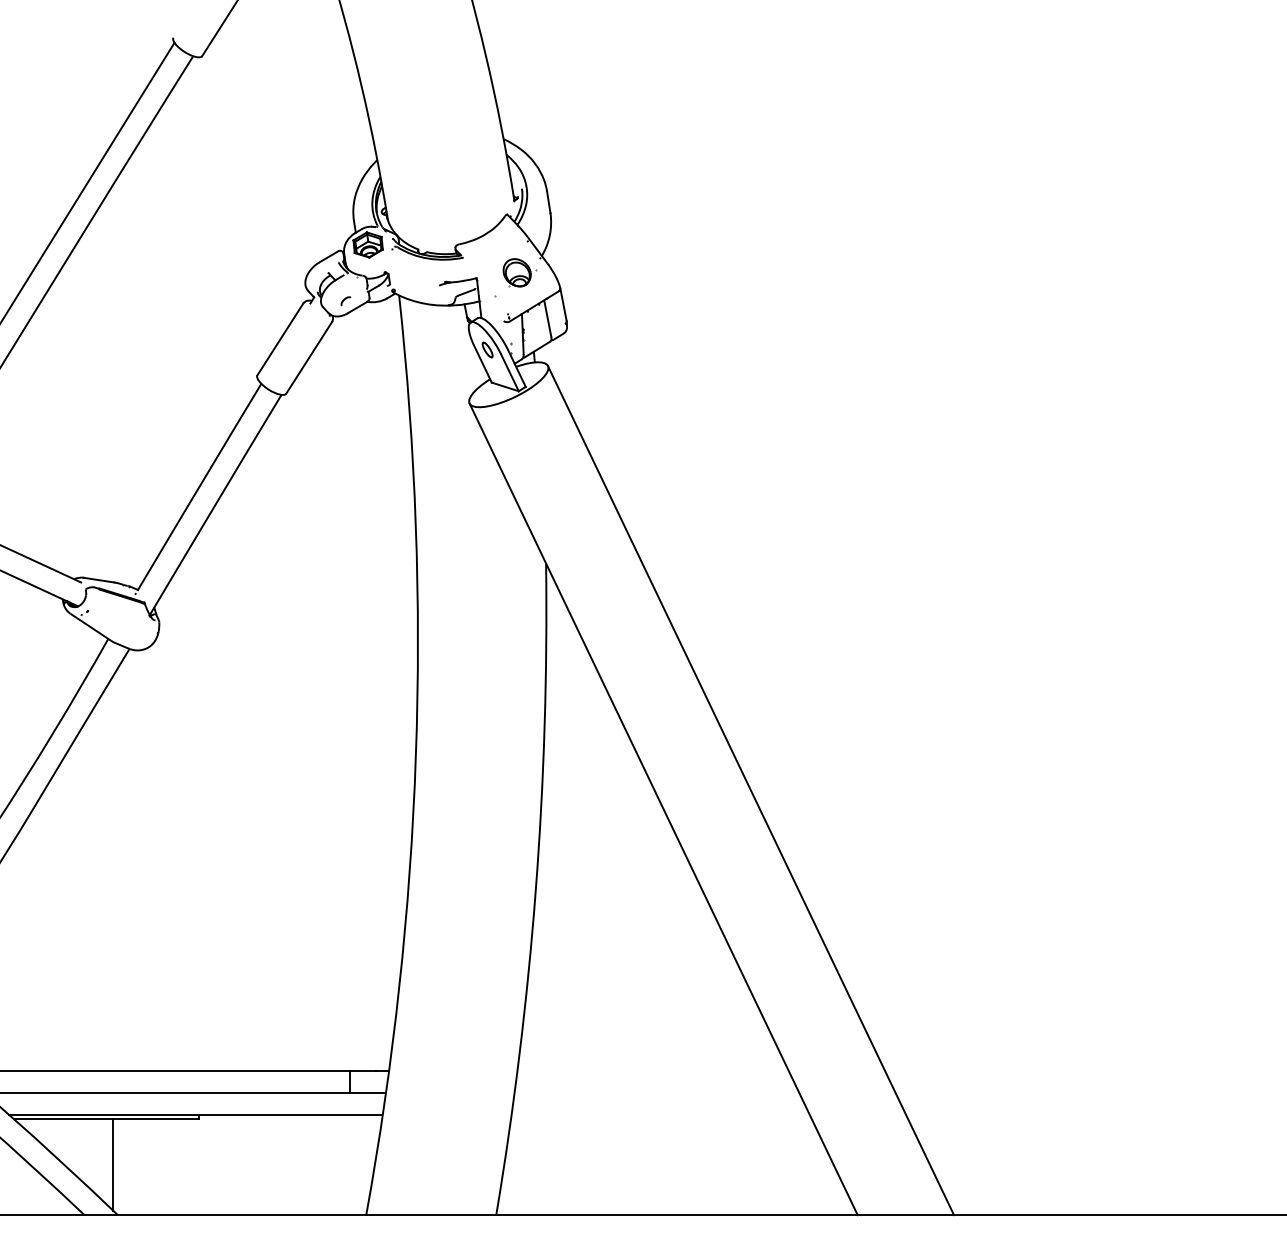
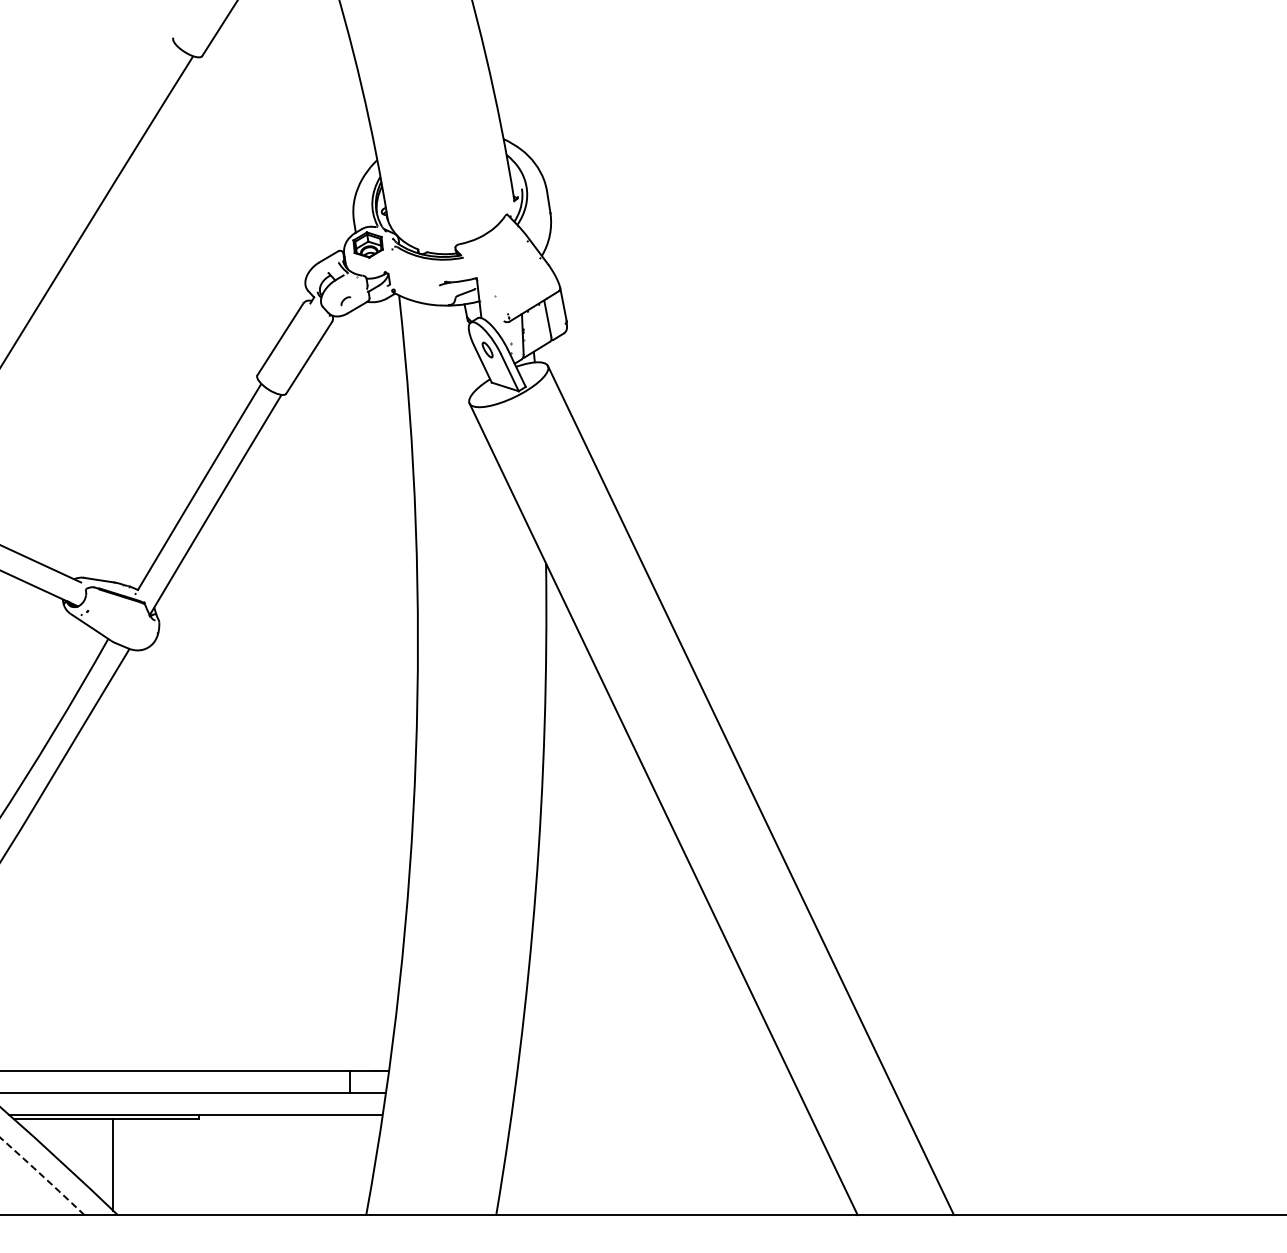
line: present -> none (88, 181)
part: present -> none (519, 272)
arc: solid -> dashed (42, 1175)
